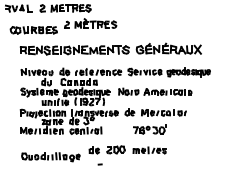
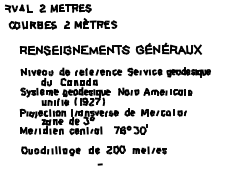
part position: (33, 30) -> (32, 25) (32, 25)
part position: (149, 129) -> (130, 129) (130, 129)
part position: (50, 157) -> (50, 151) (50, 151)
